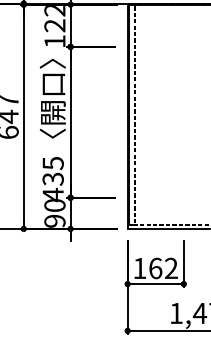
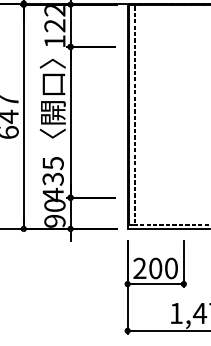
text: 162 -> 200 (155, 268)
